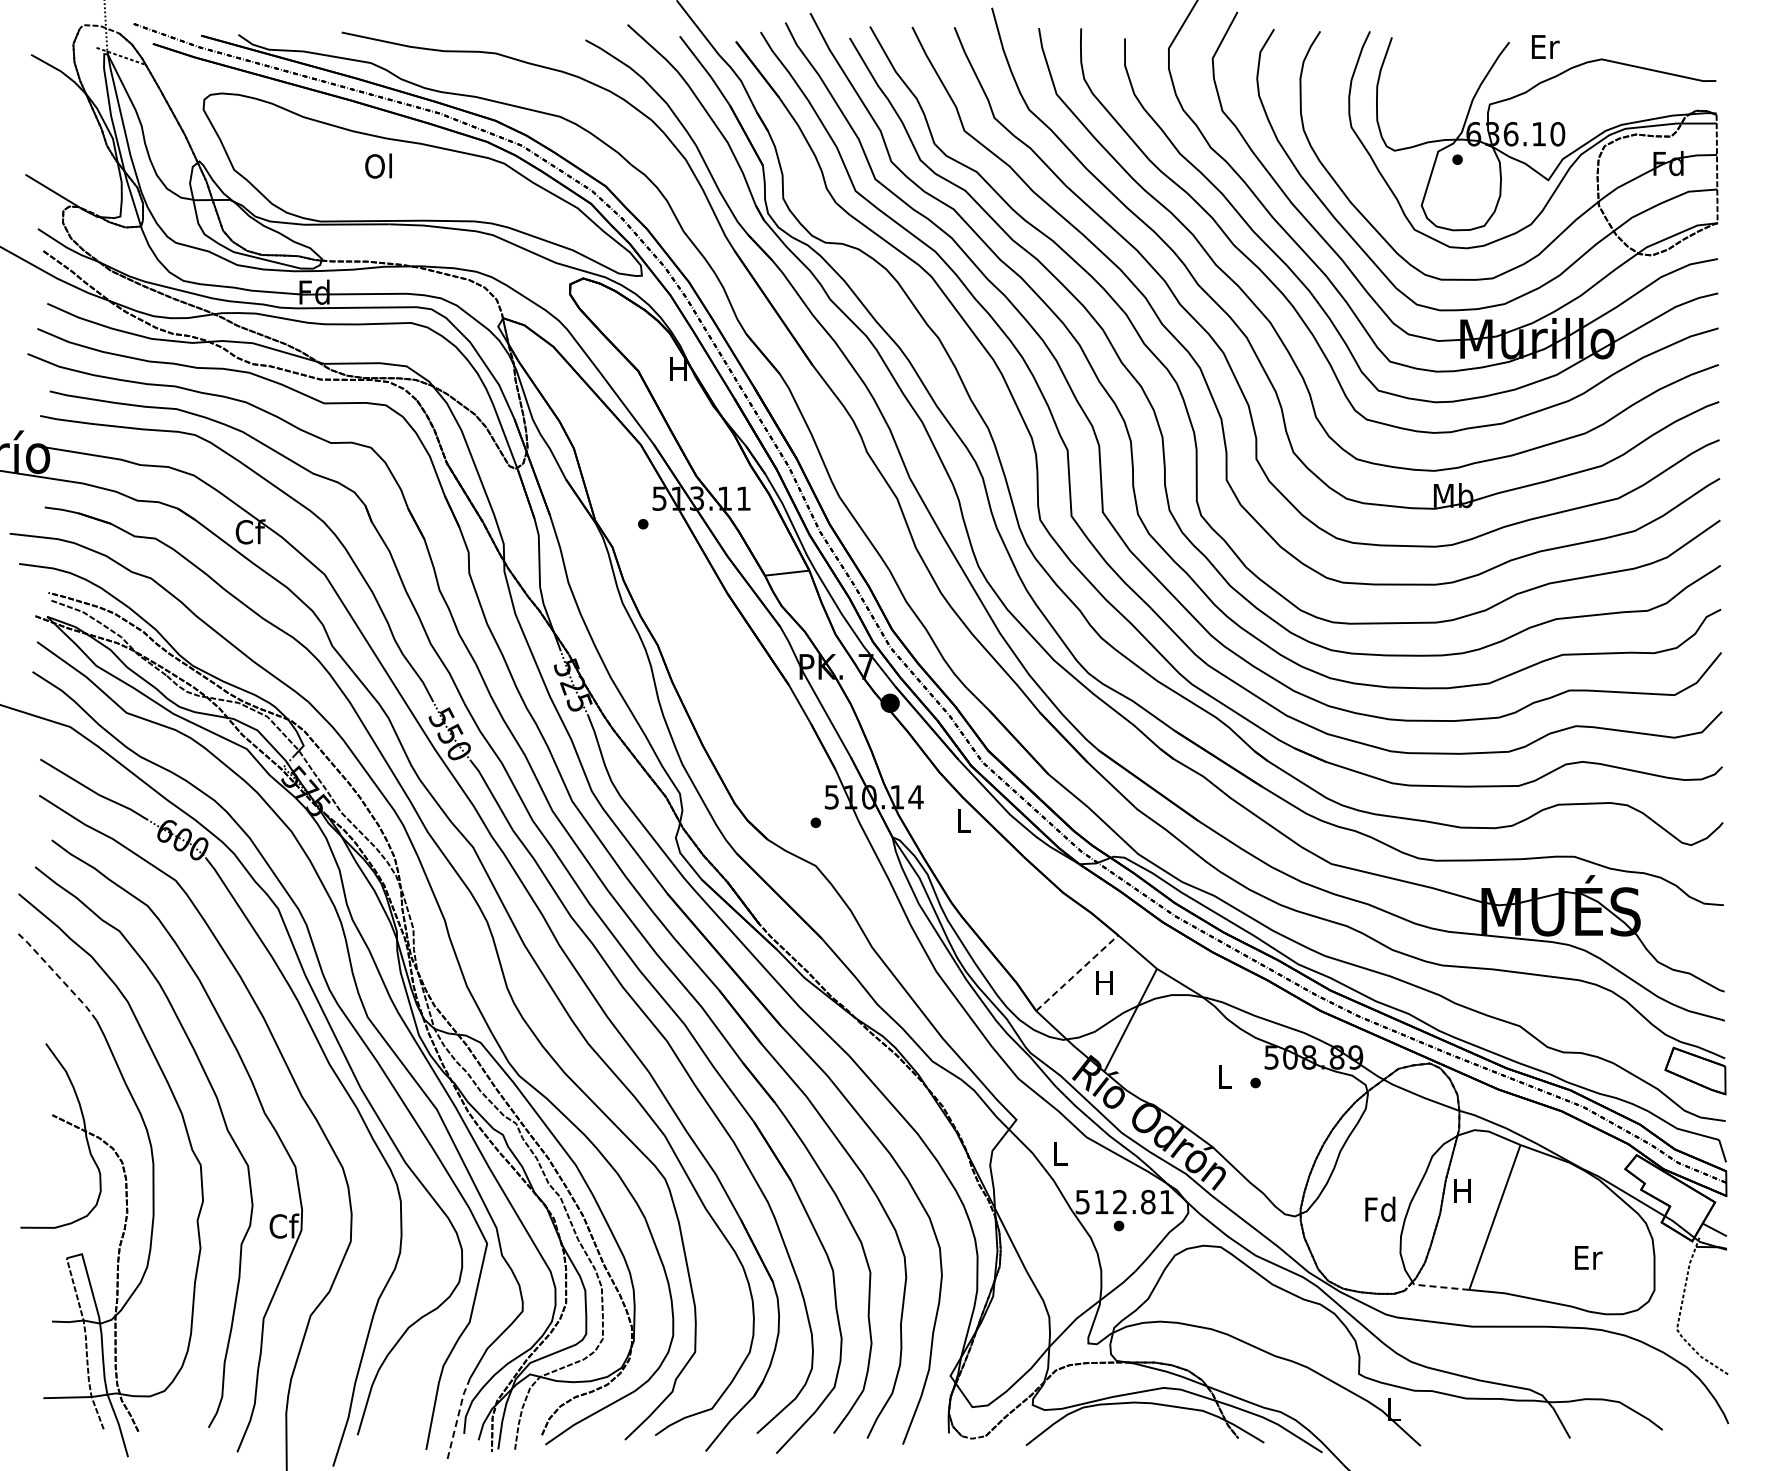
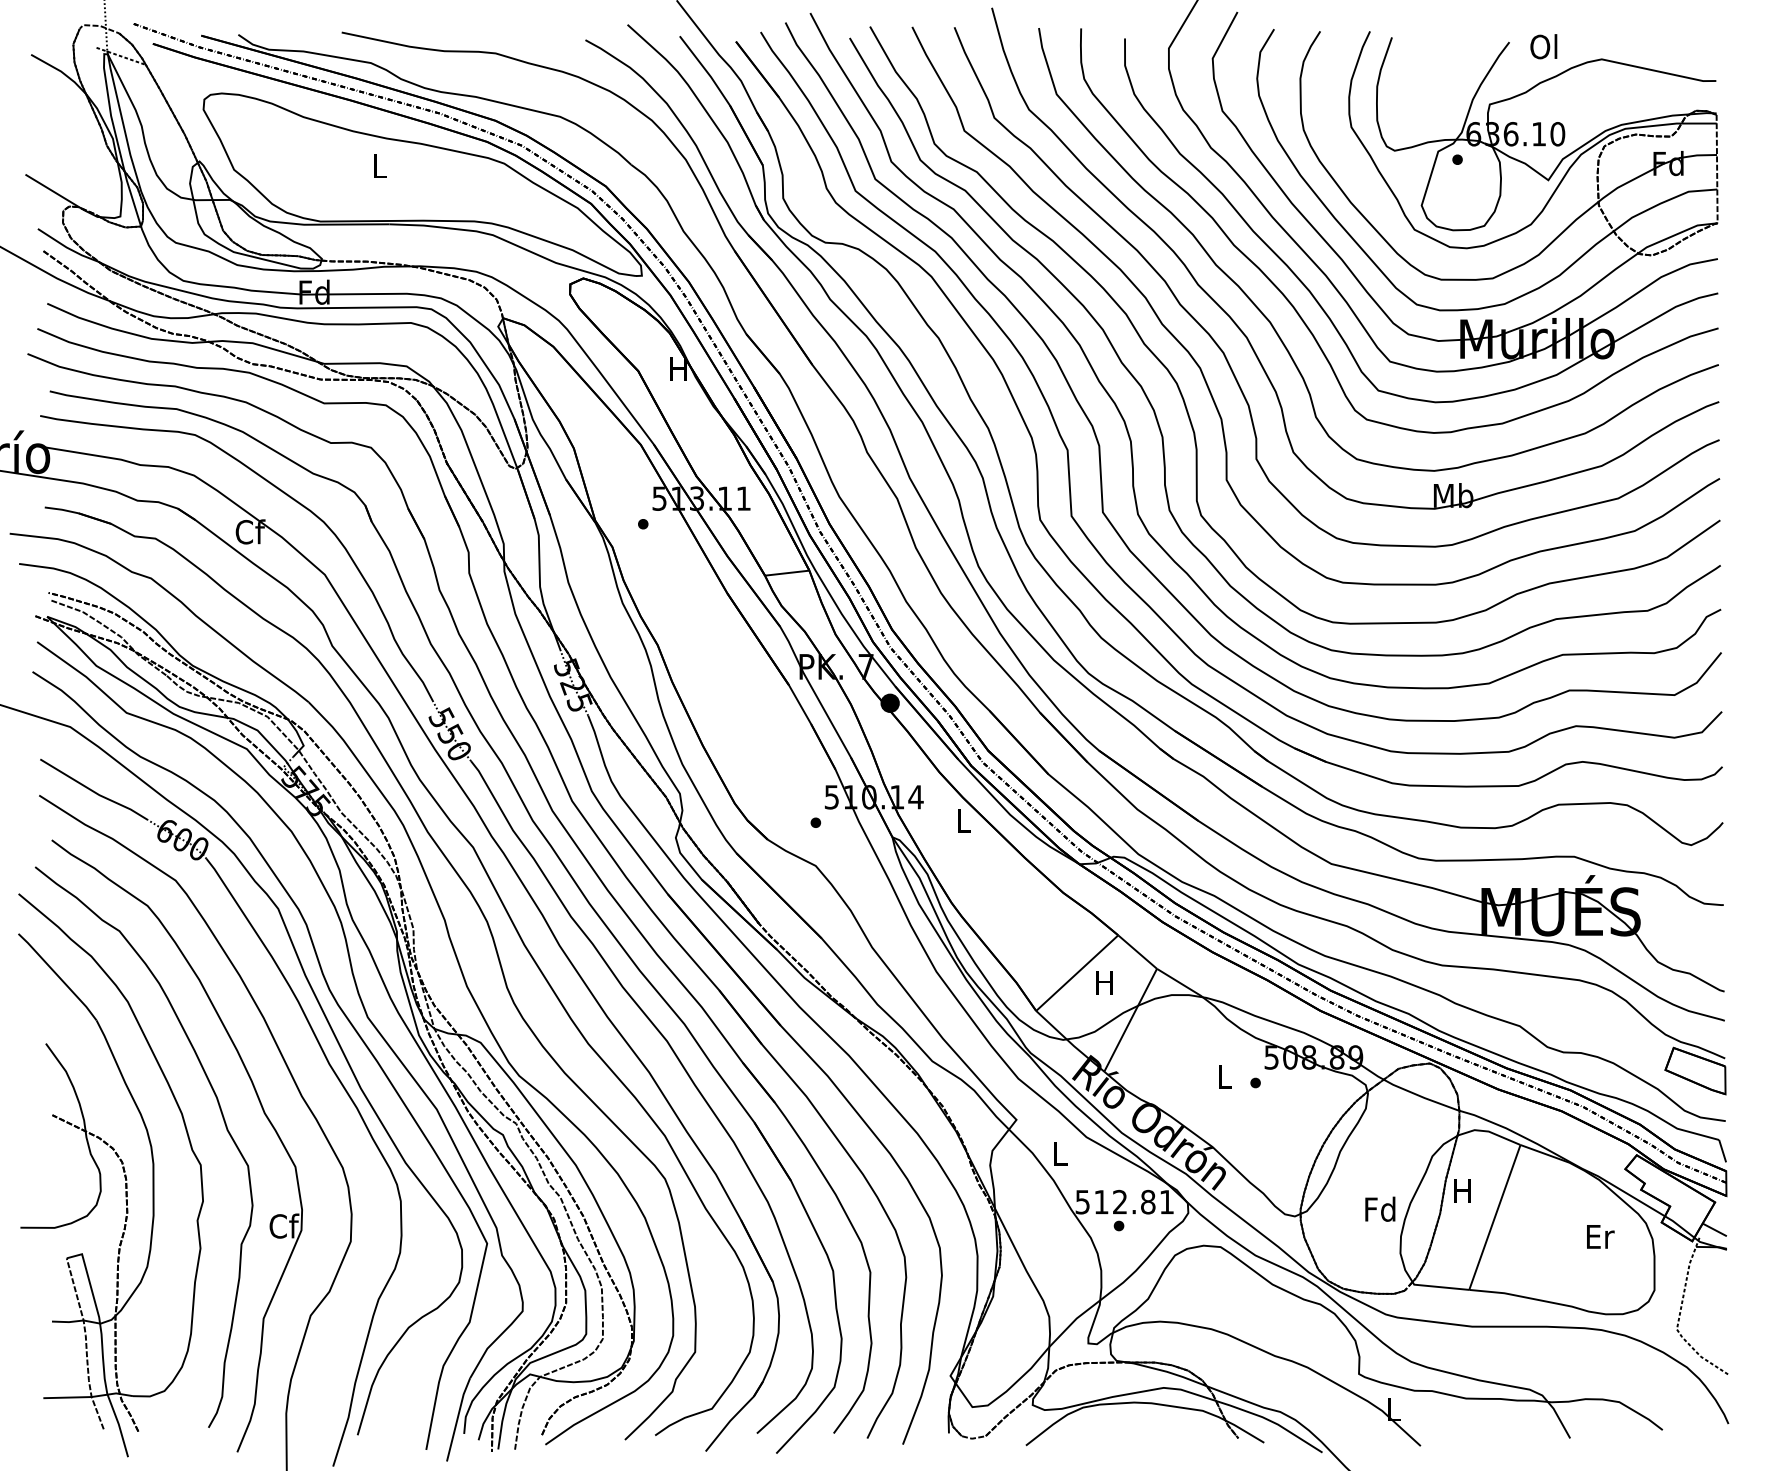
text: Er -> Ol (1544, 46)
text: Ol -> L (378, 165)
line: dashed -> solid (1077, 973)
line: dashed -> solid (58, 975)
text position: (1588, 1257) -> (1600, 1236) (1600, 1236)
line: dashed -> solid (1438, 1287)
line: dashed -> solid (457, 1419)
